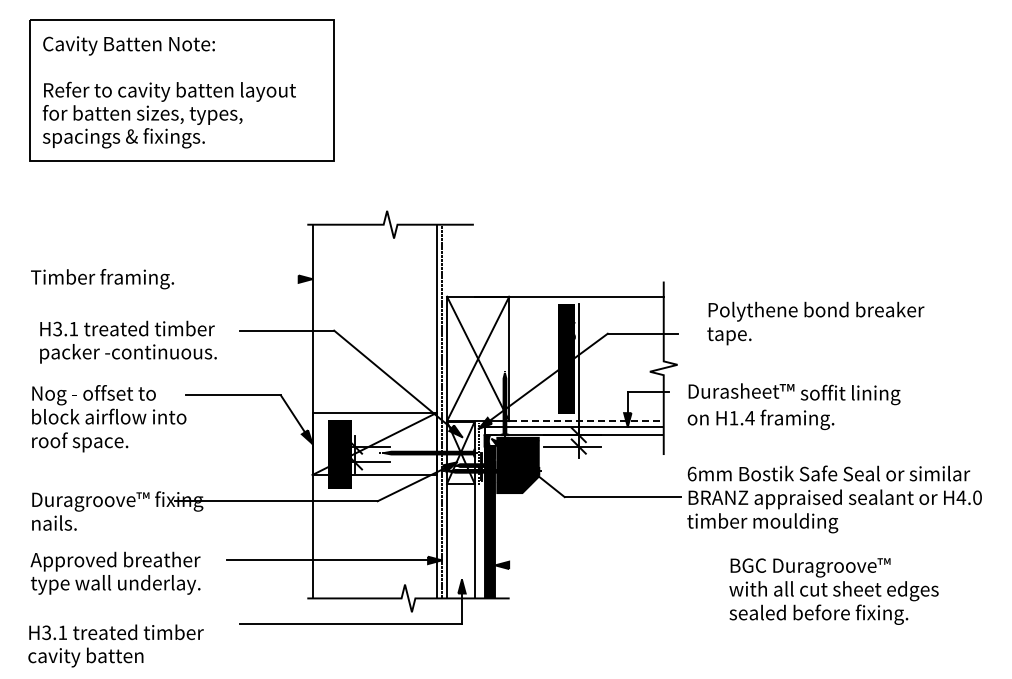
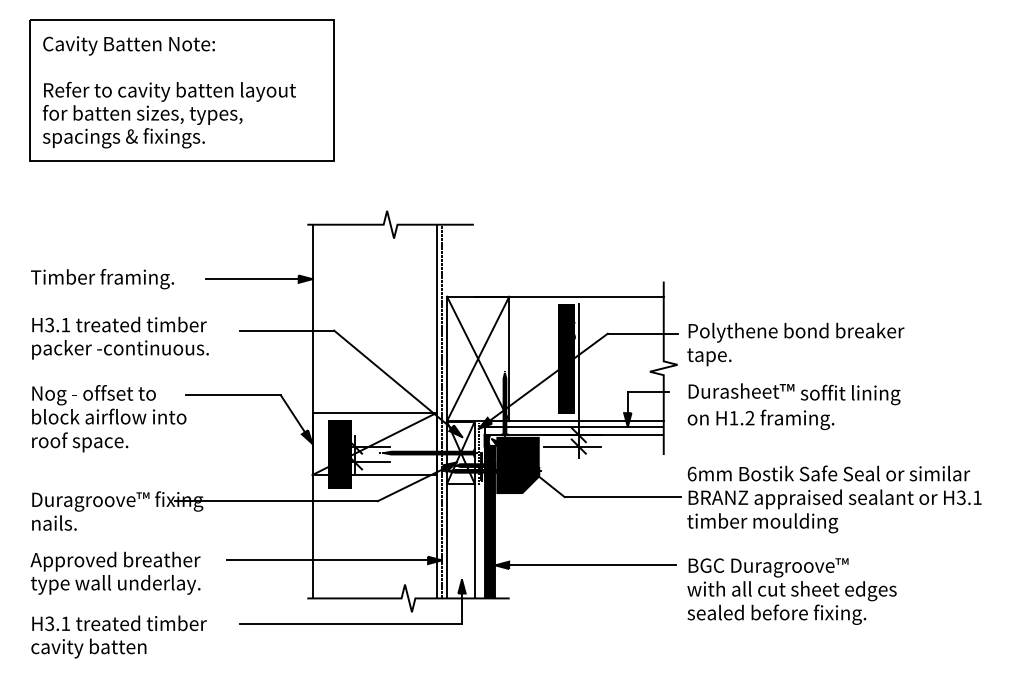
line: none -> present (258, 279)
text position: (815, 323) -> (795, 344) (795, 344)
text position: (128, 341) -> (120, 337) (120, 337)
text: H1.4 -> H1.2 (749, 418)
line: dashed -> solid (586, 421)
text: H4.0 -> H3.1 (968, 497)
line: none -> present (585, 565)
text position: (833, 591) -> (791, 591) (791, 591)
text position: (115, 645) -> (118, 636) (118, 636)
